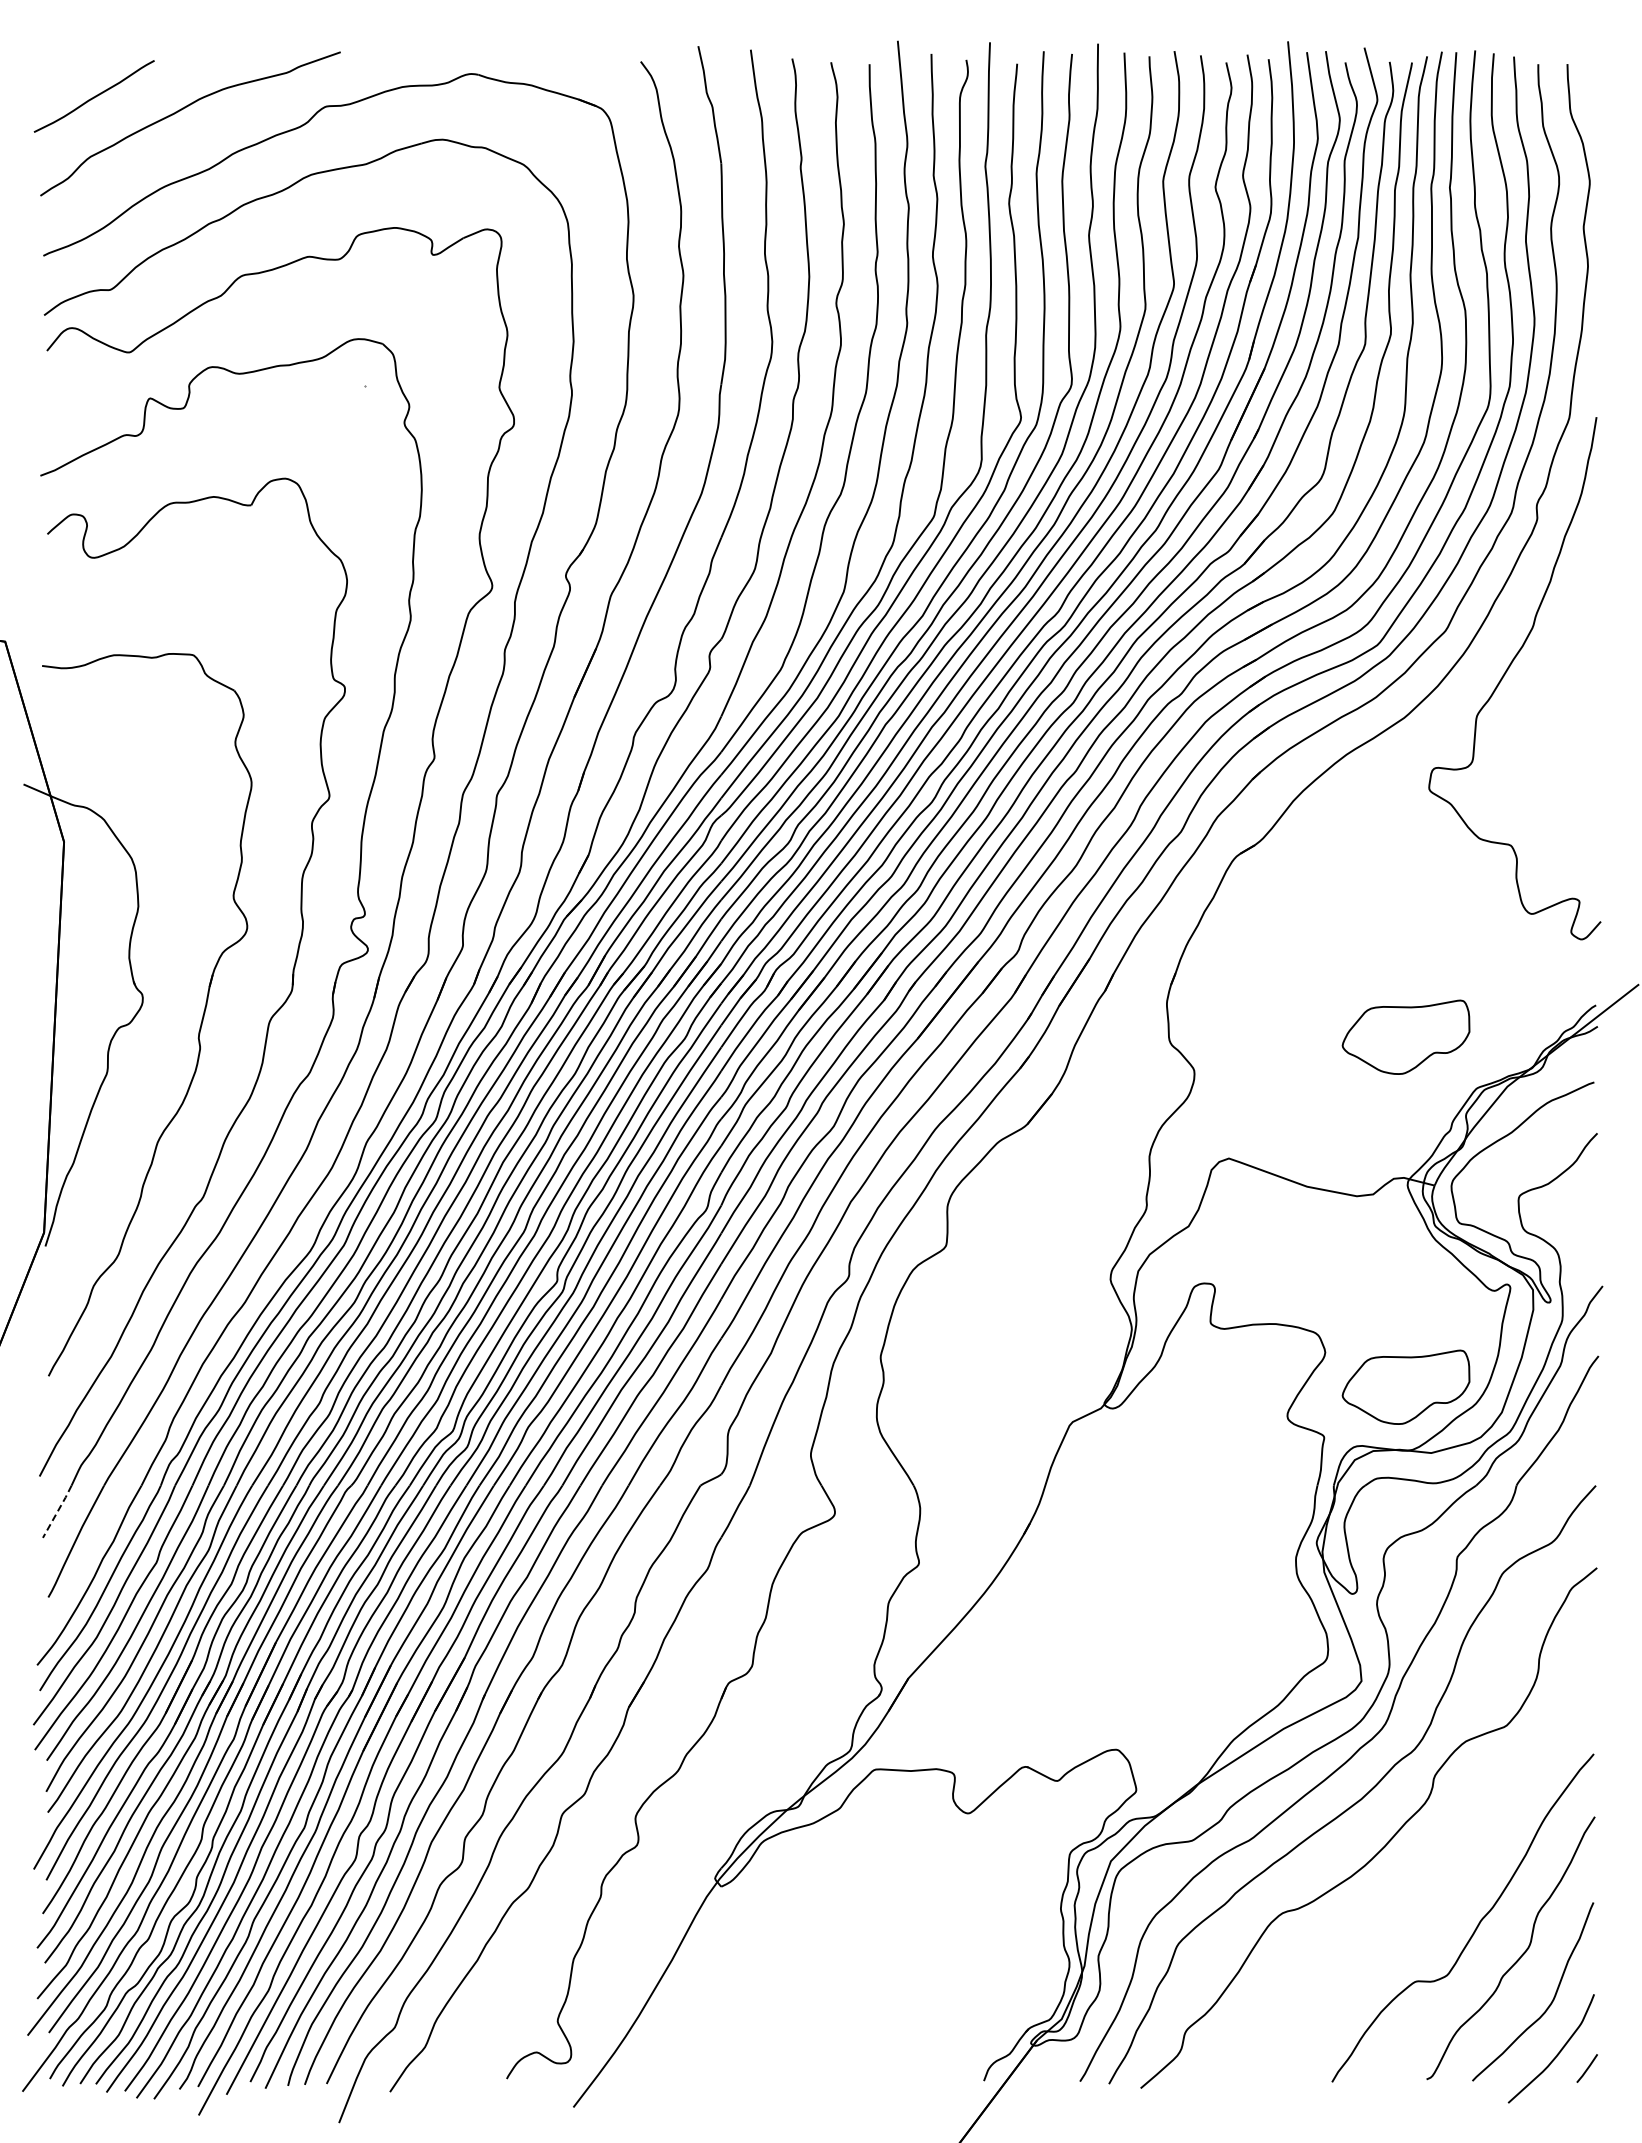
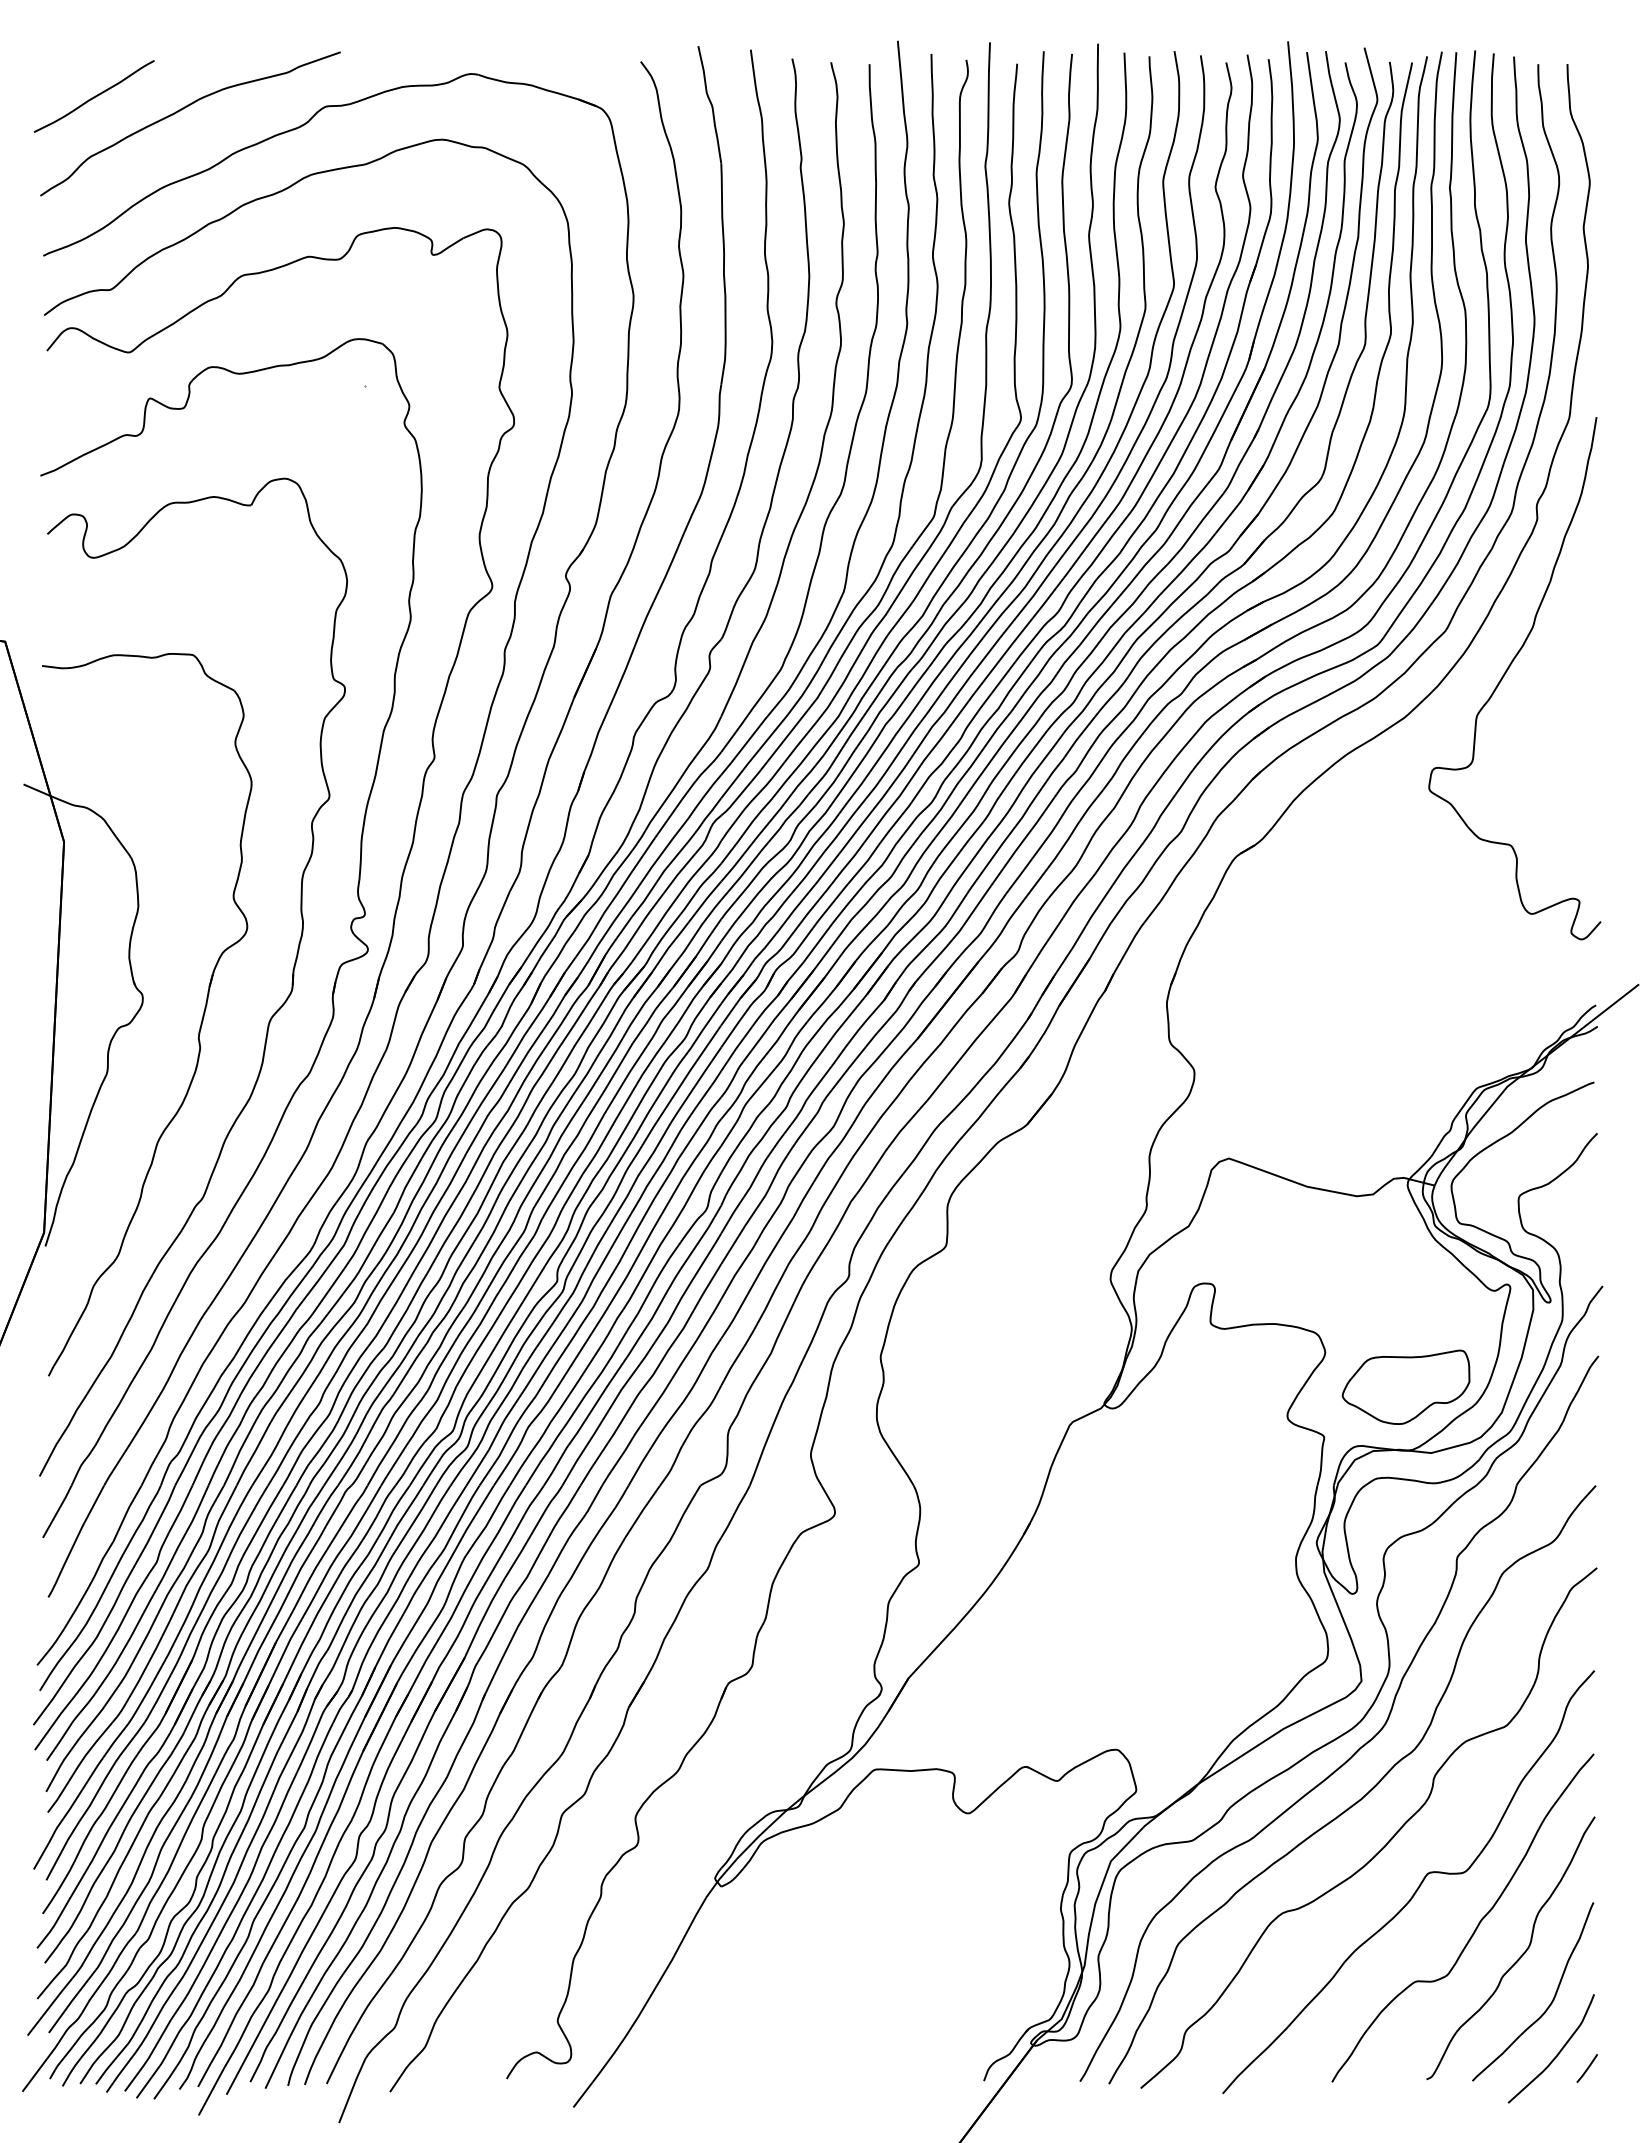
part: present -> none (1405, 1036)
line: dashed -> solid (57, 1511)
curve: none -> present (1417, 1887)
